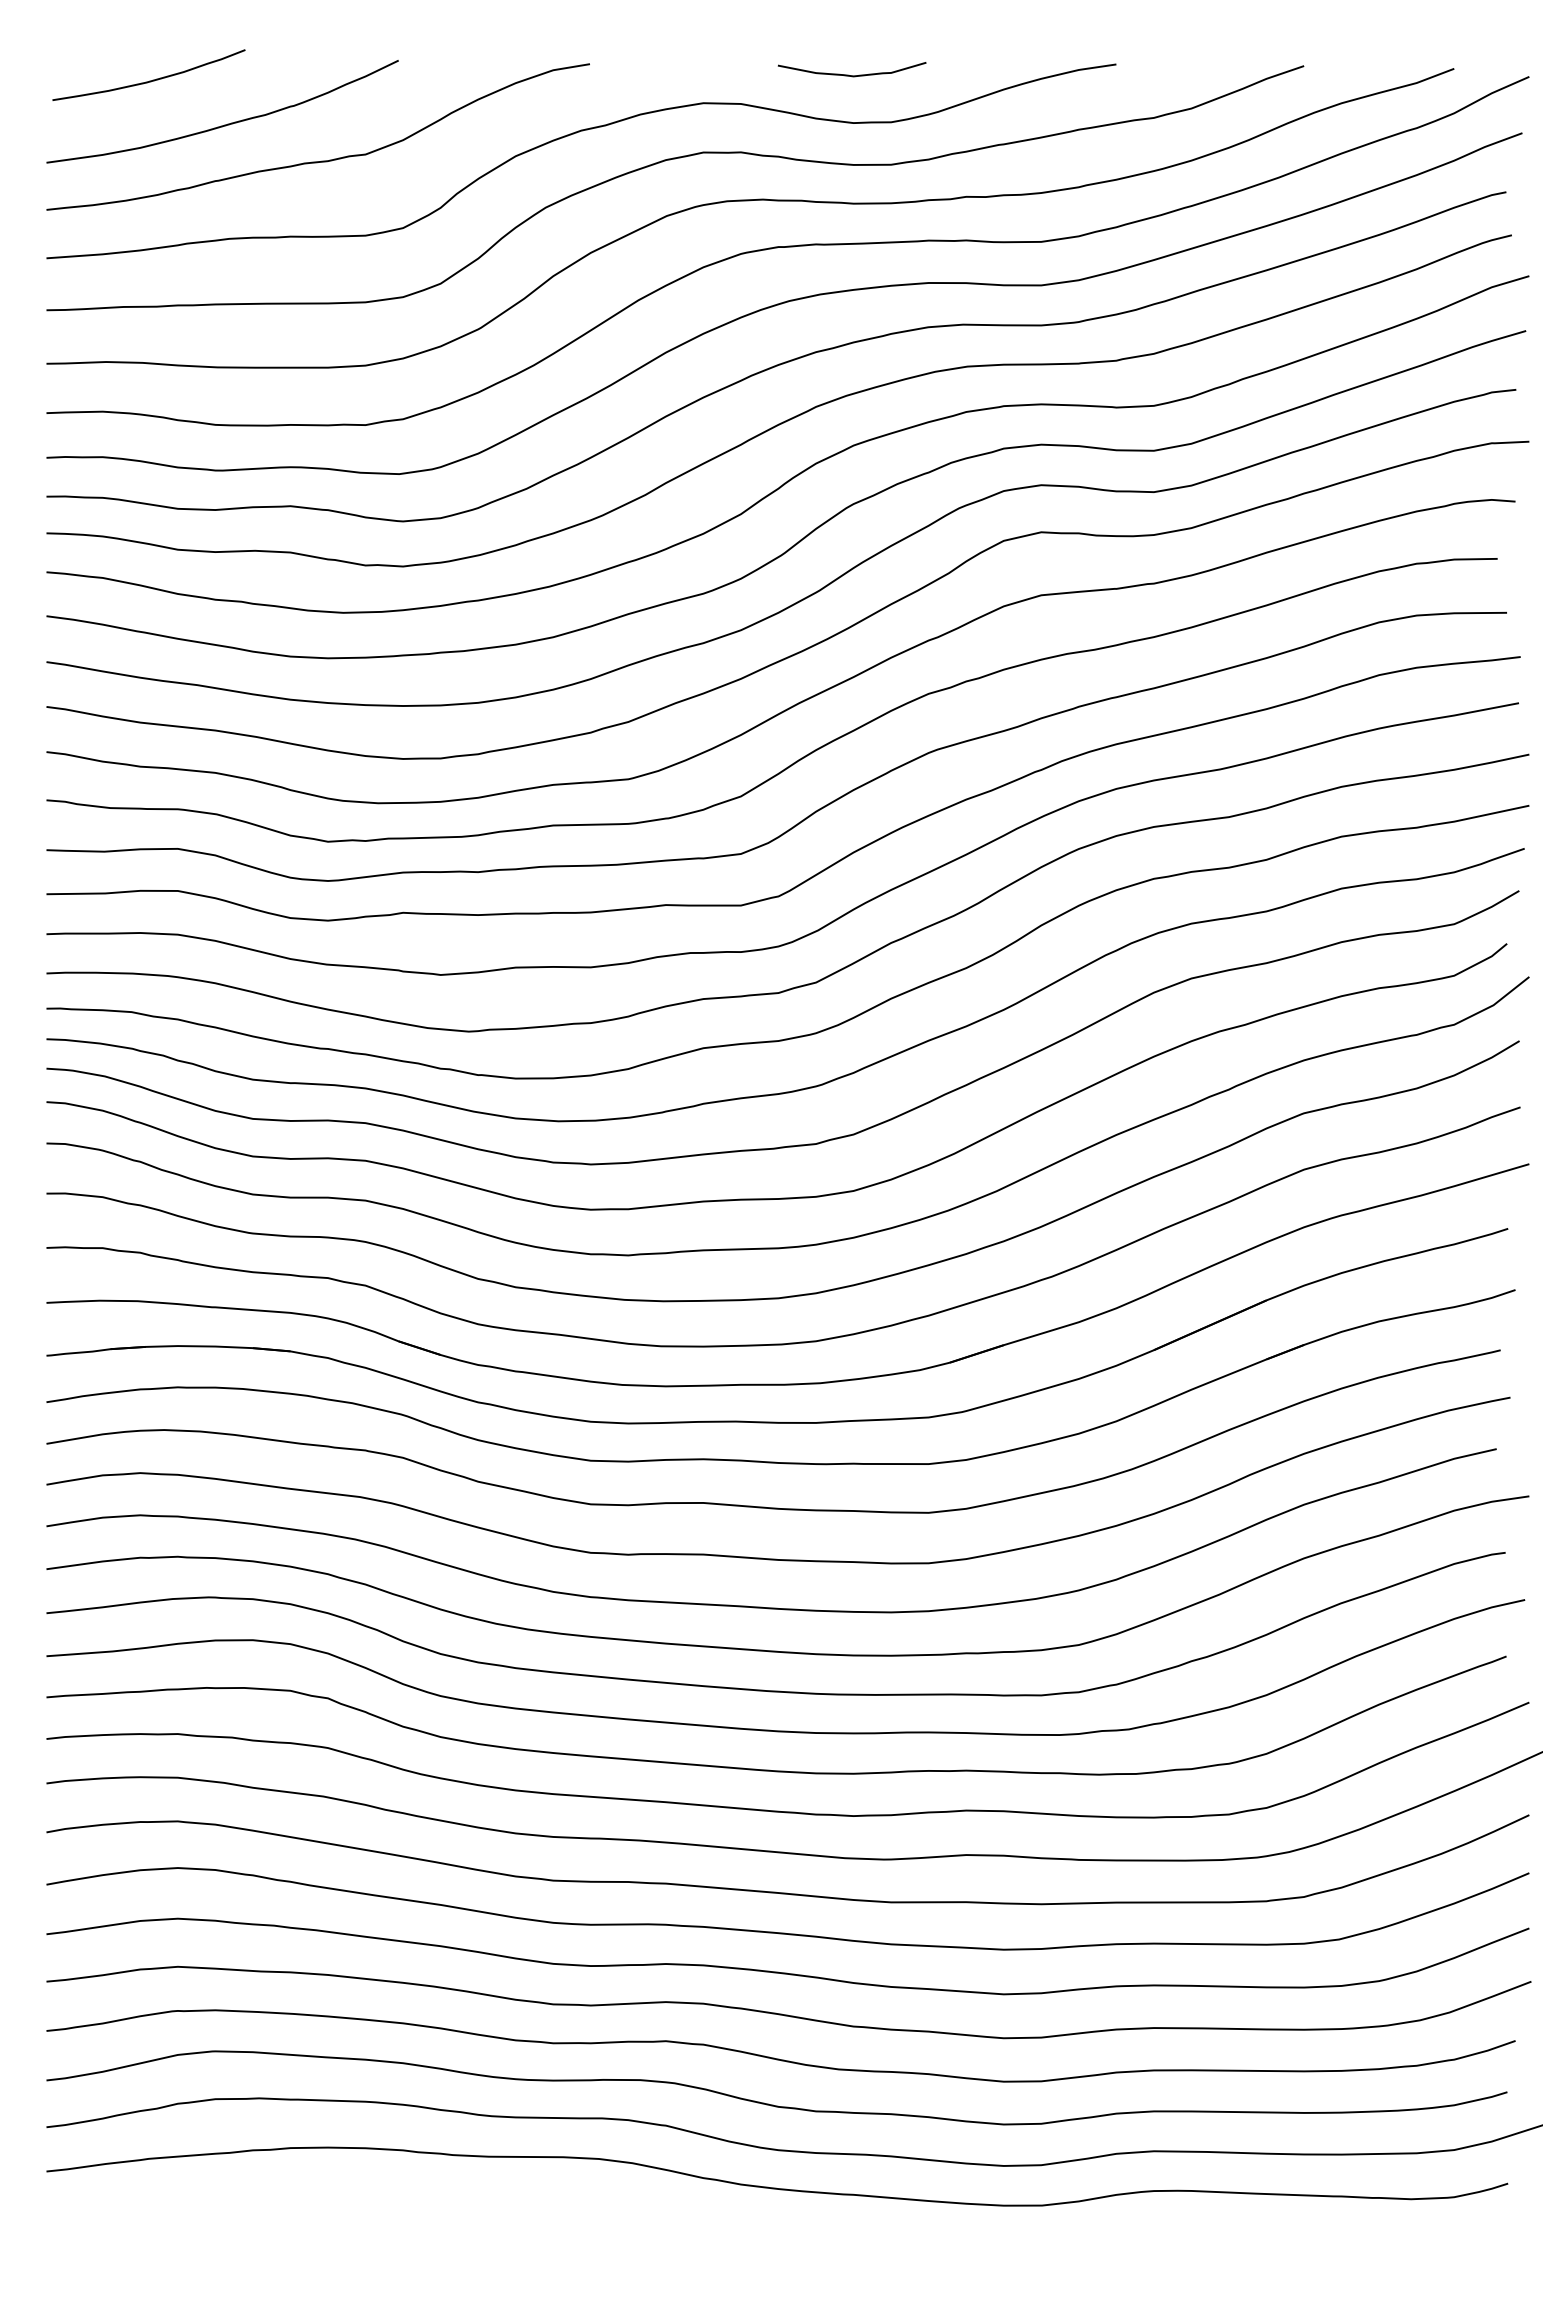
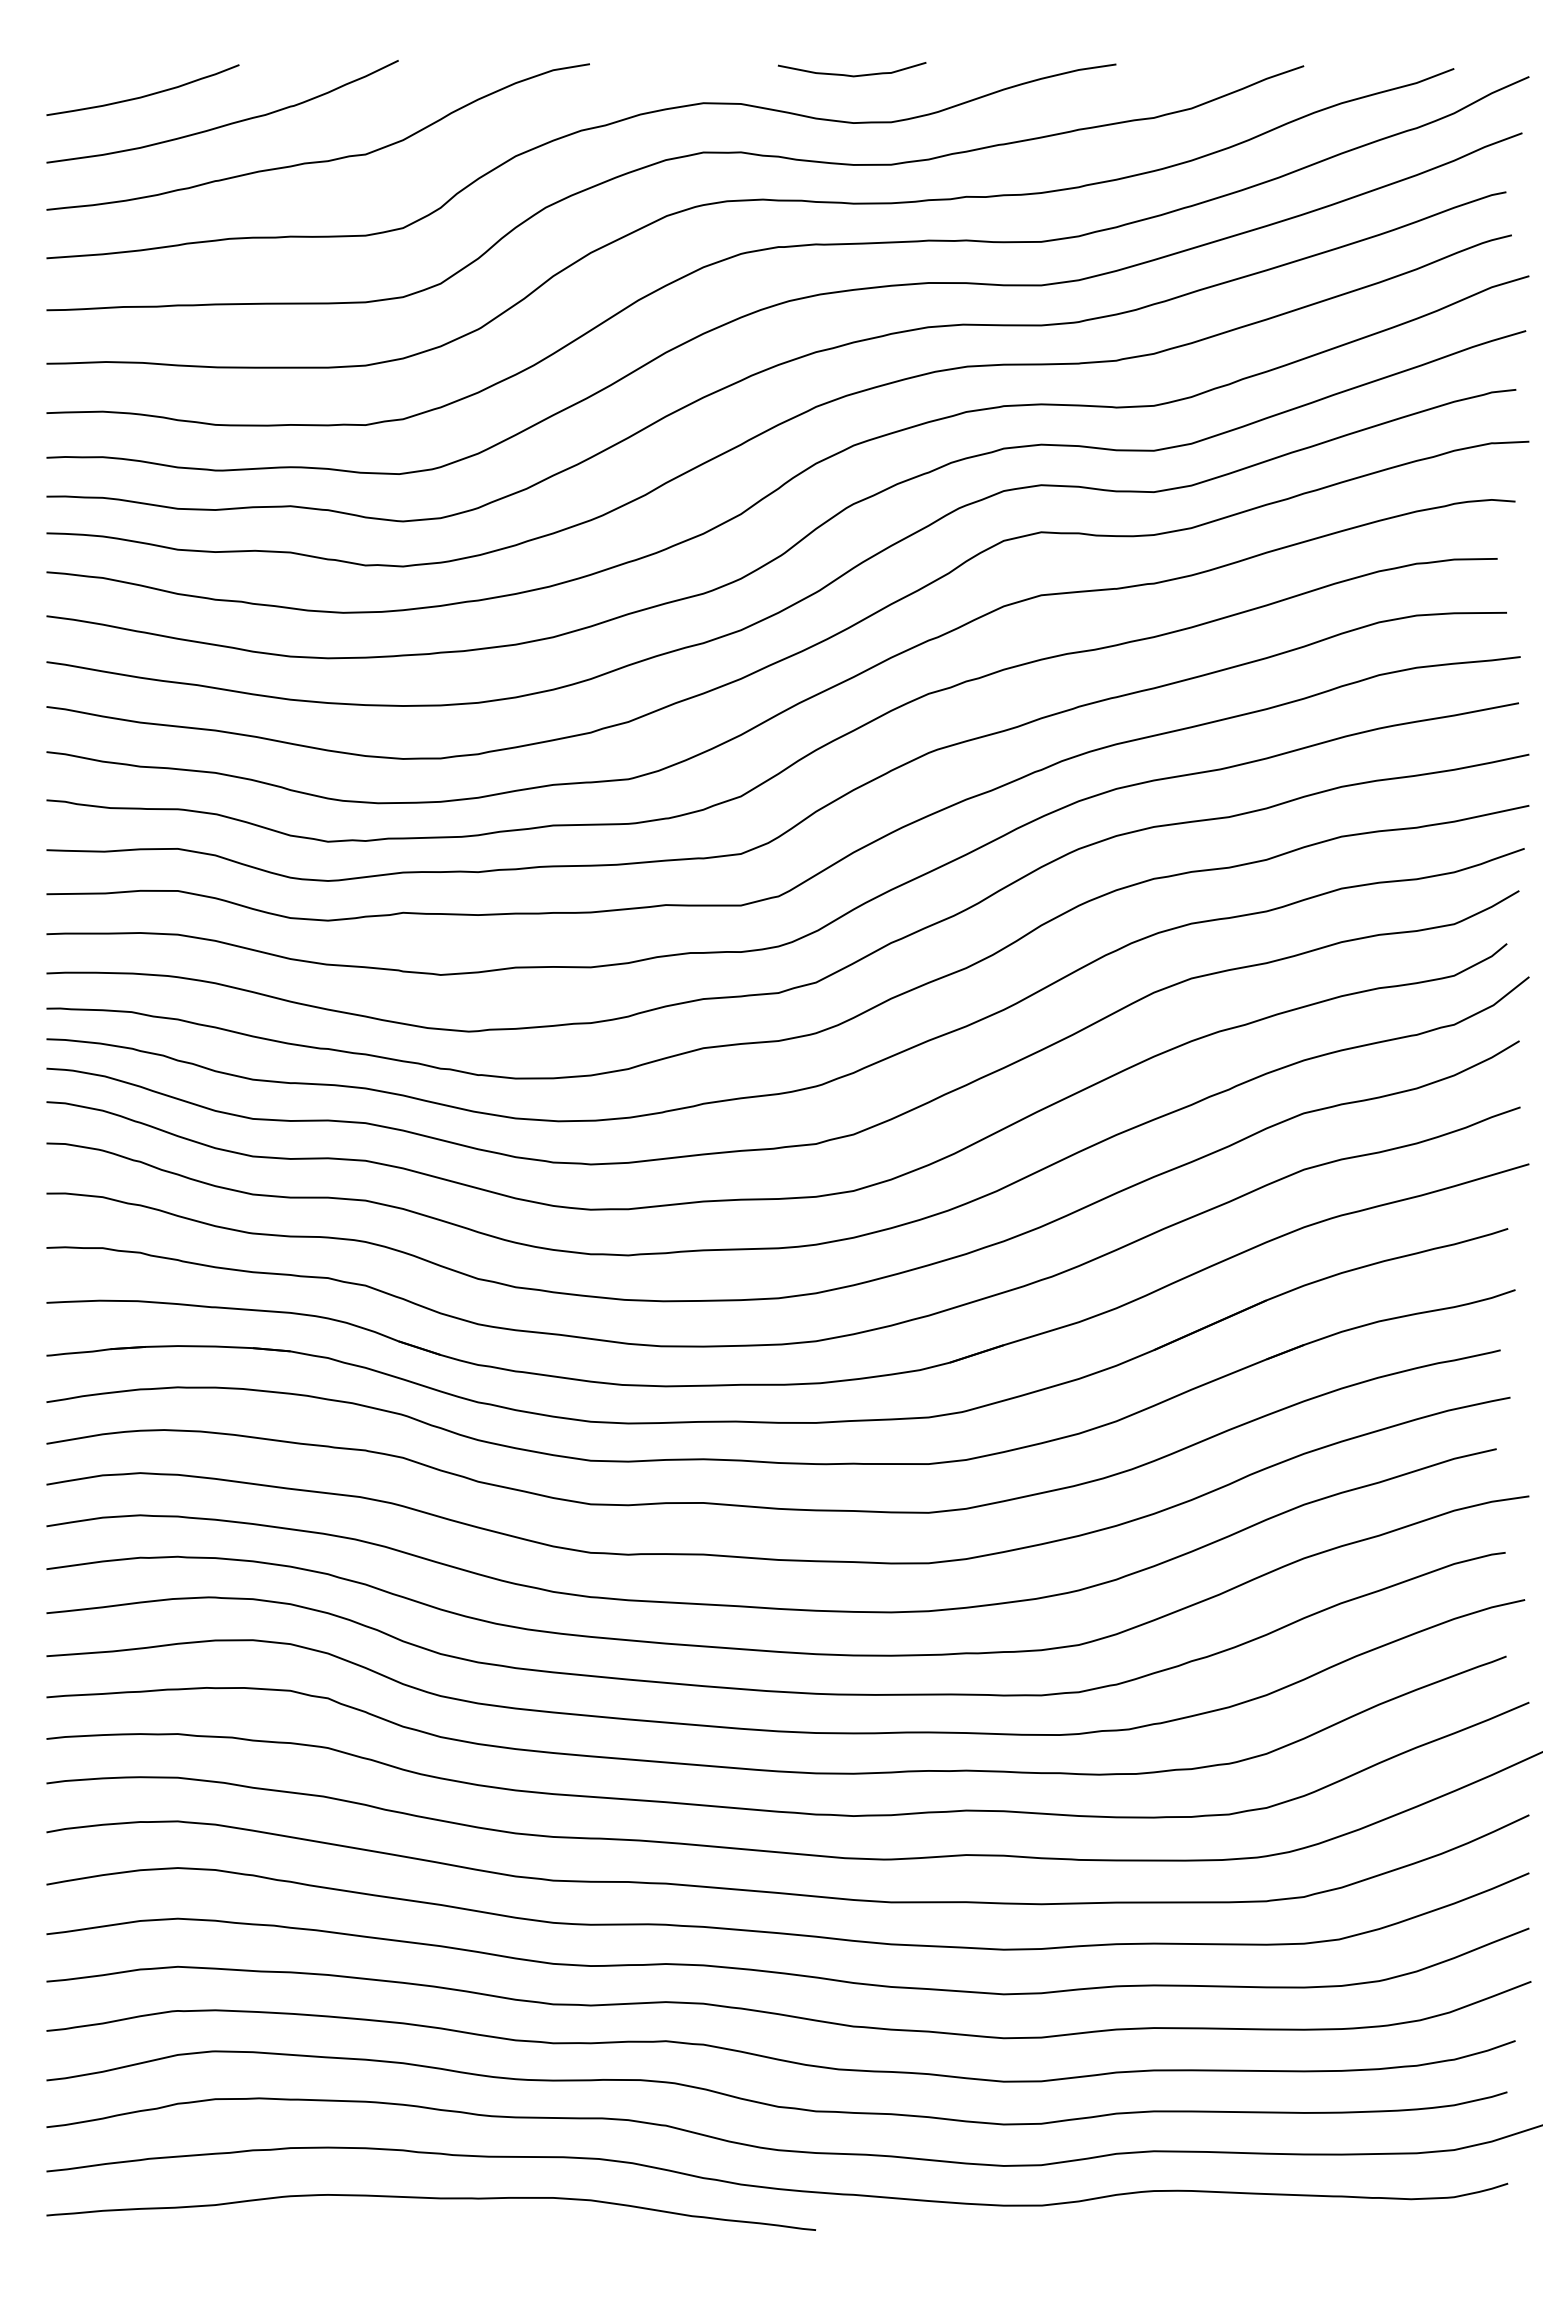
curve position: (149, 80) -> (143, 95) (143, 95)
curve: none -> present (434, 2199)
